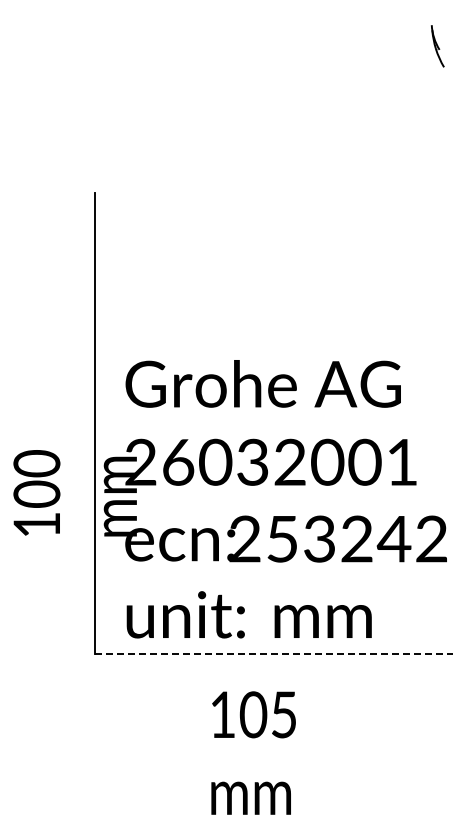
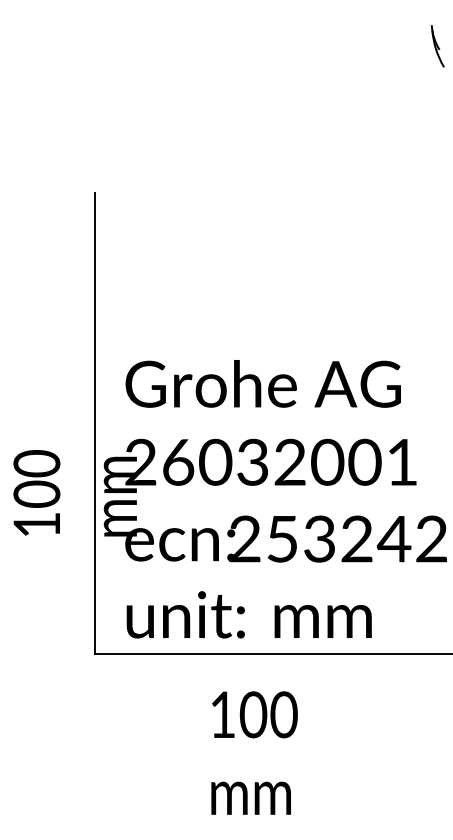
line: dashed -> solid (273, 653)
text: 105 -> 100 (283, 714)
